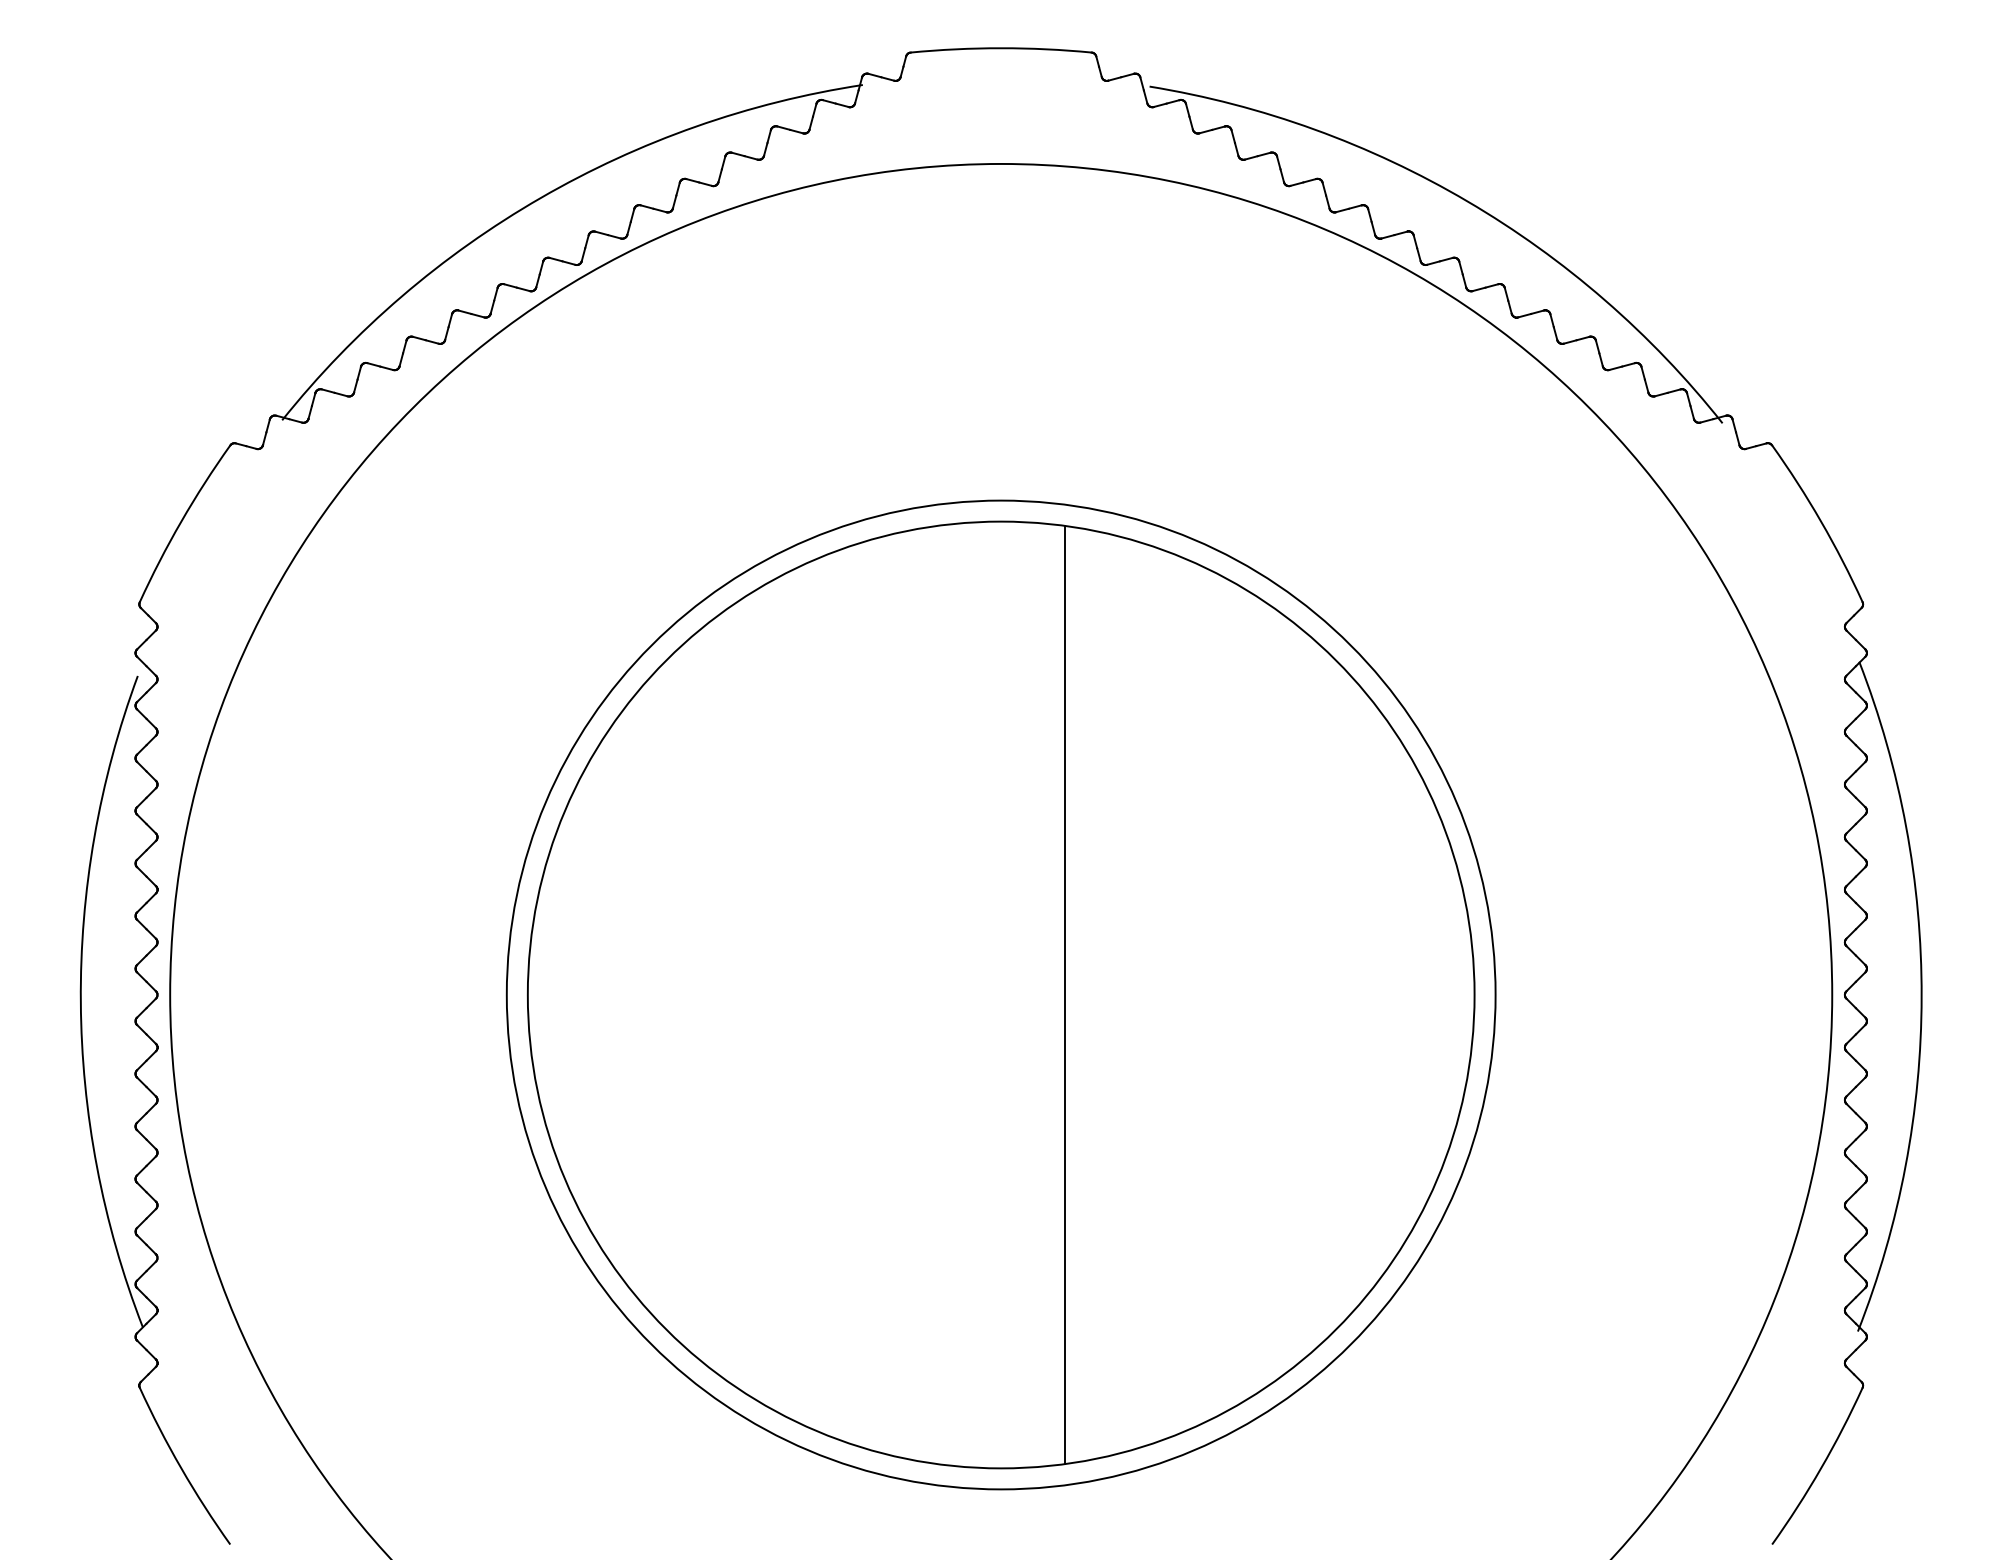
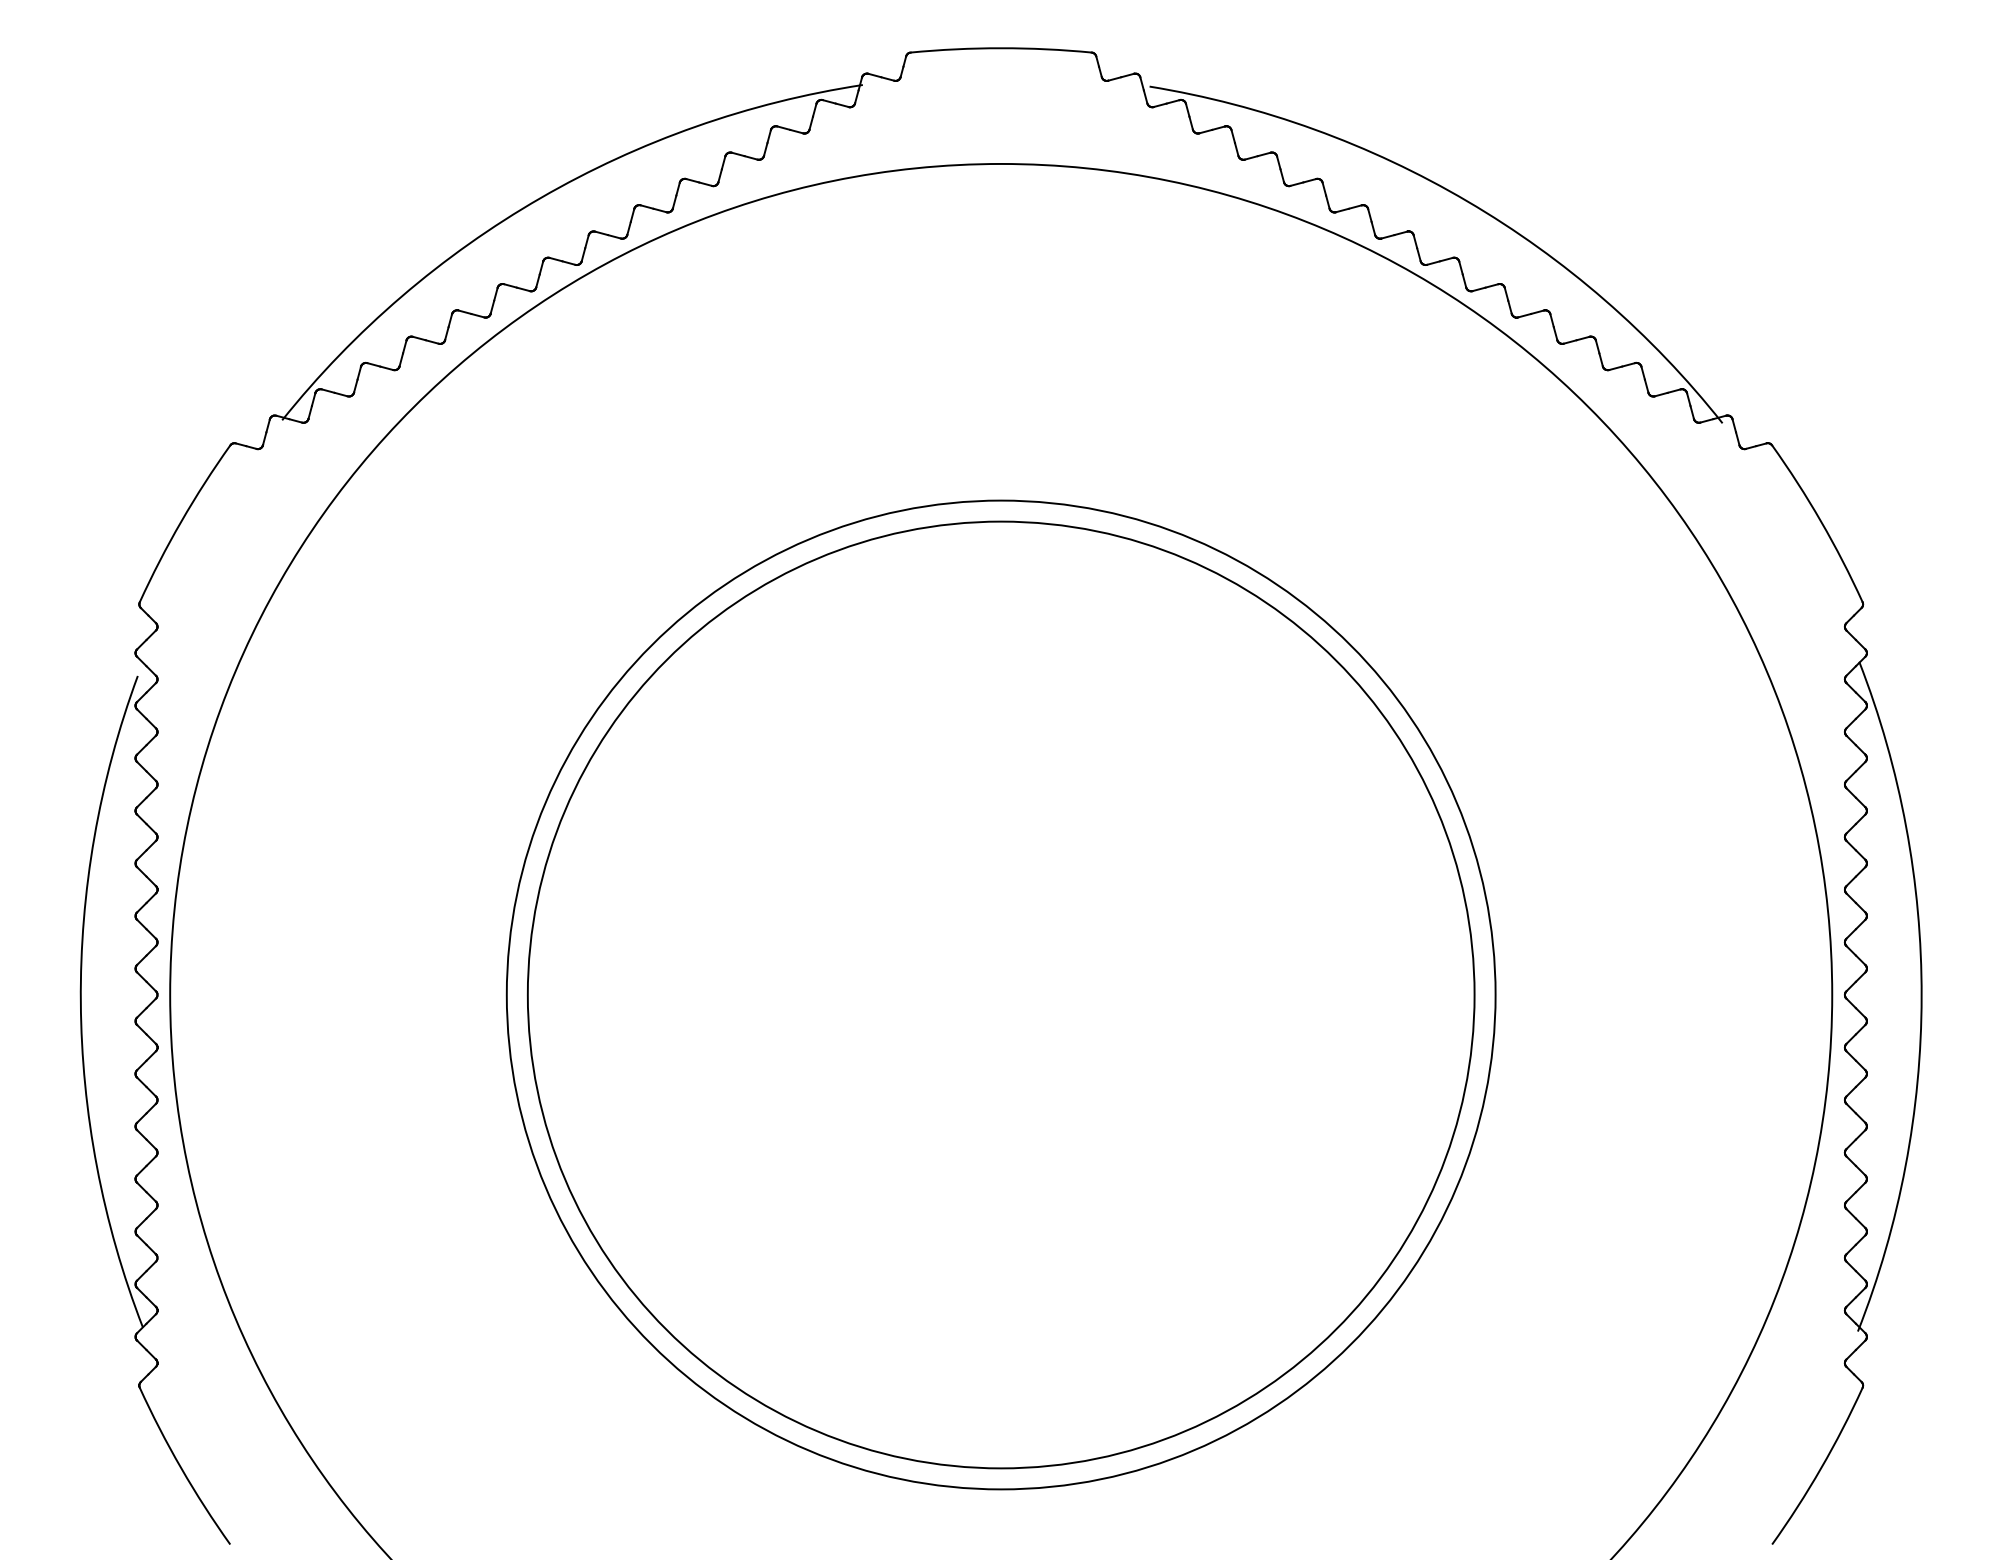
line: present -> none (1064, 994)
